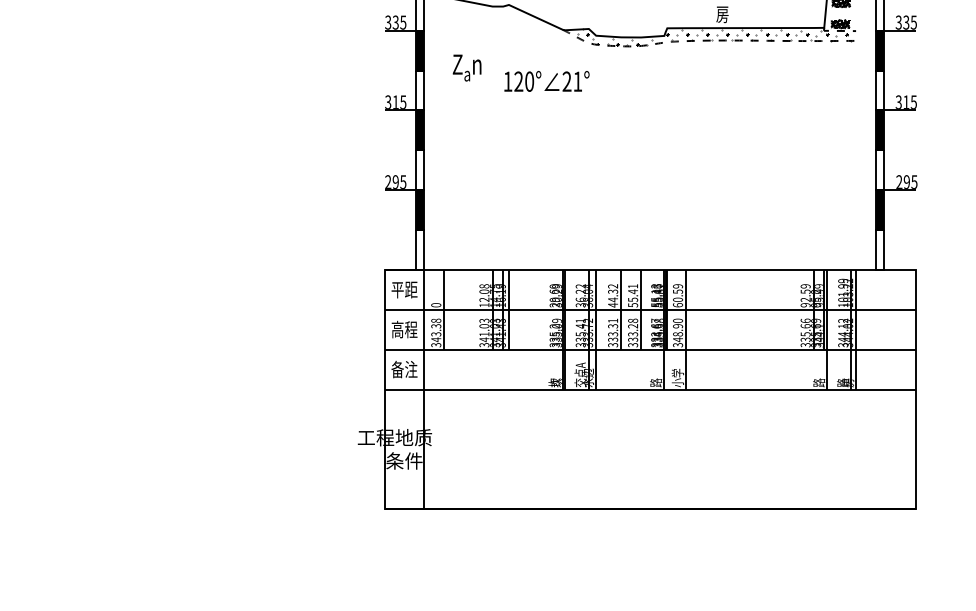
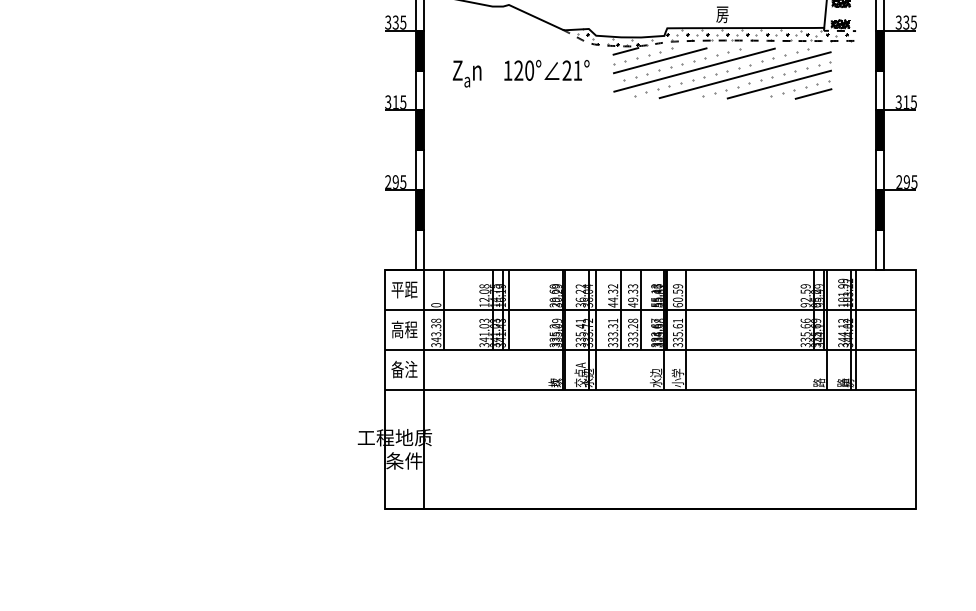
text position: (466, 67) -> (466, 73) (466, 73)
hatch: none -> present (722, 73)
text position: (546, 81) -> (546, 70) (546, 70)
text: 55.41 -> 49.33 (633, 295)
text: 348.90 -> 335.61 (678, 330)
text: 路 -> 水边 (656, 377)
